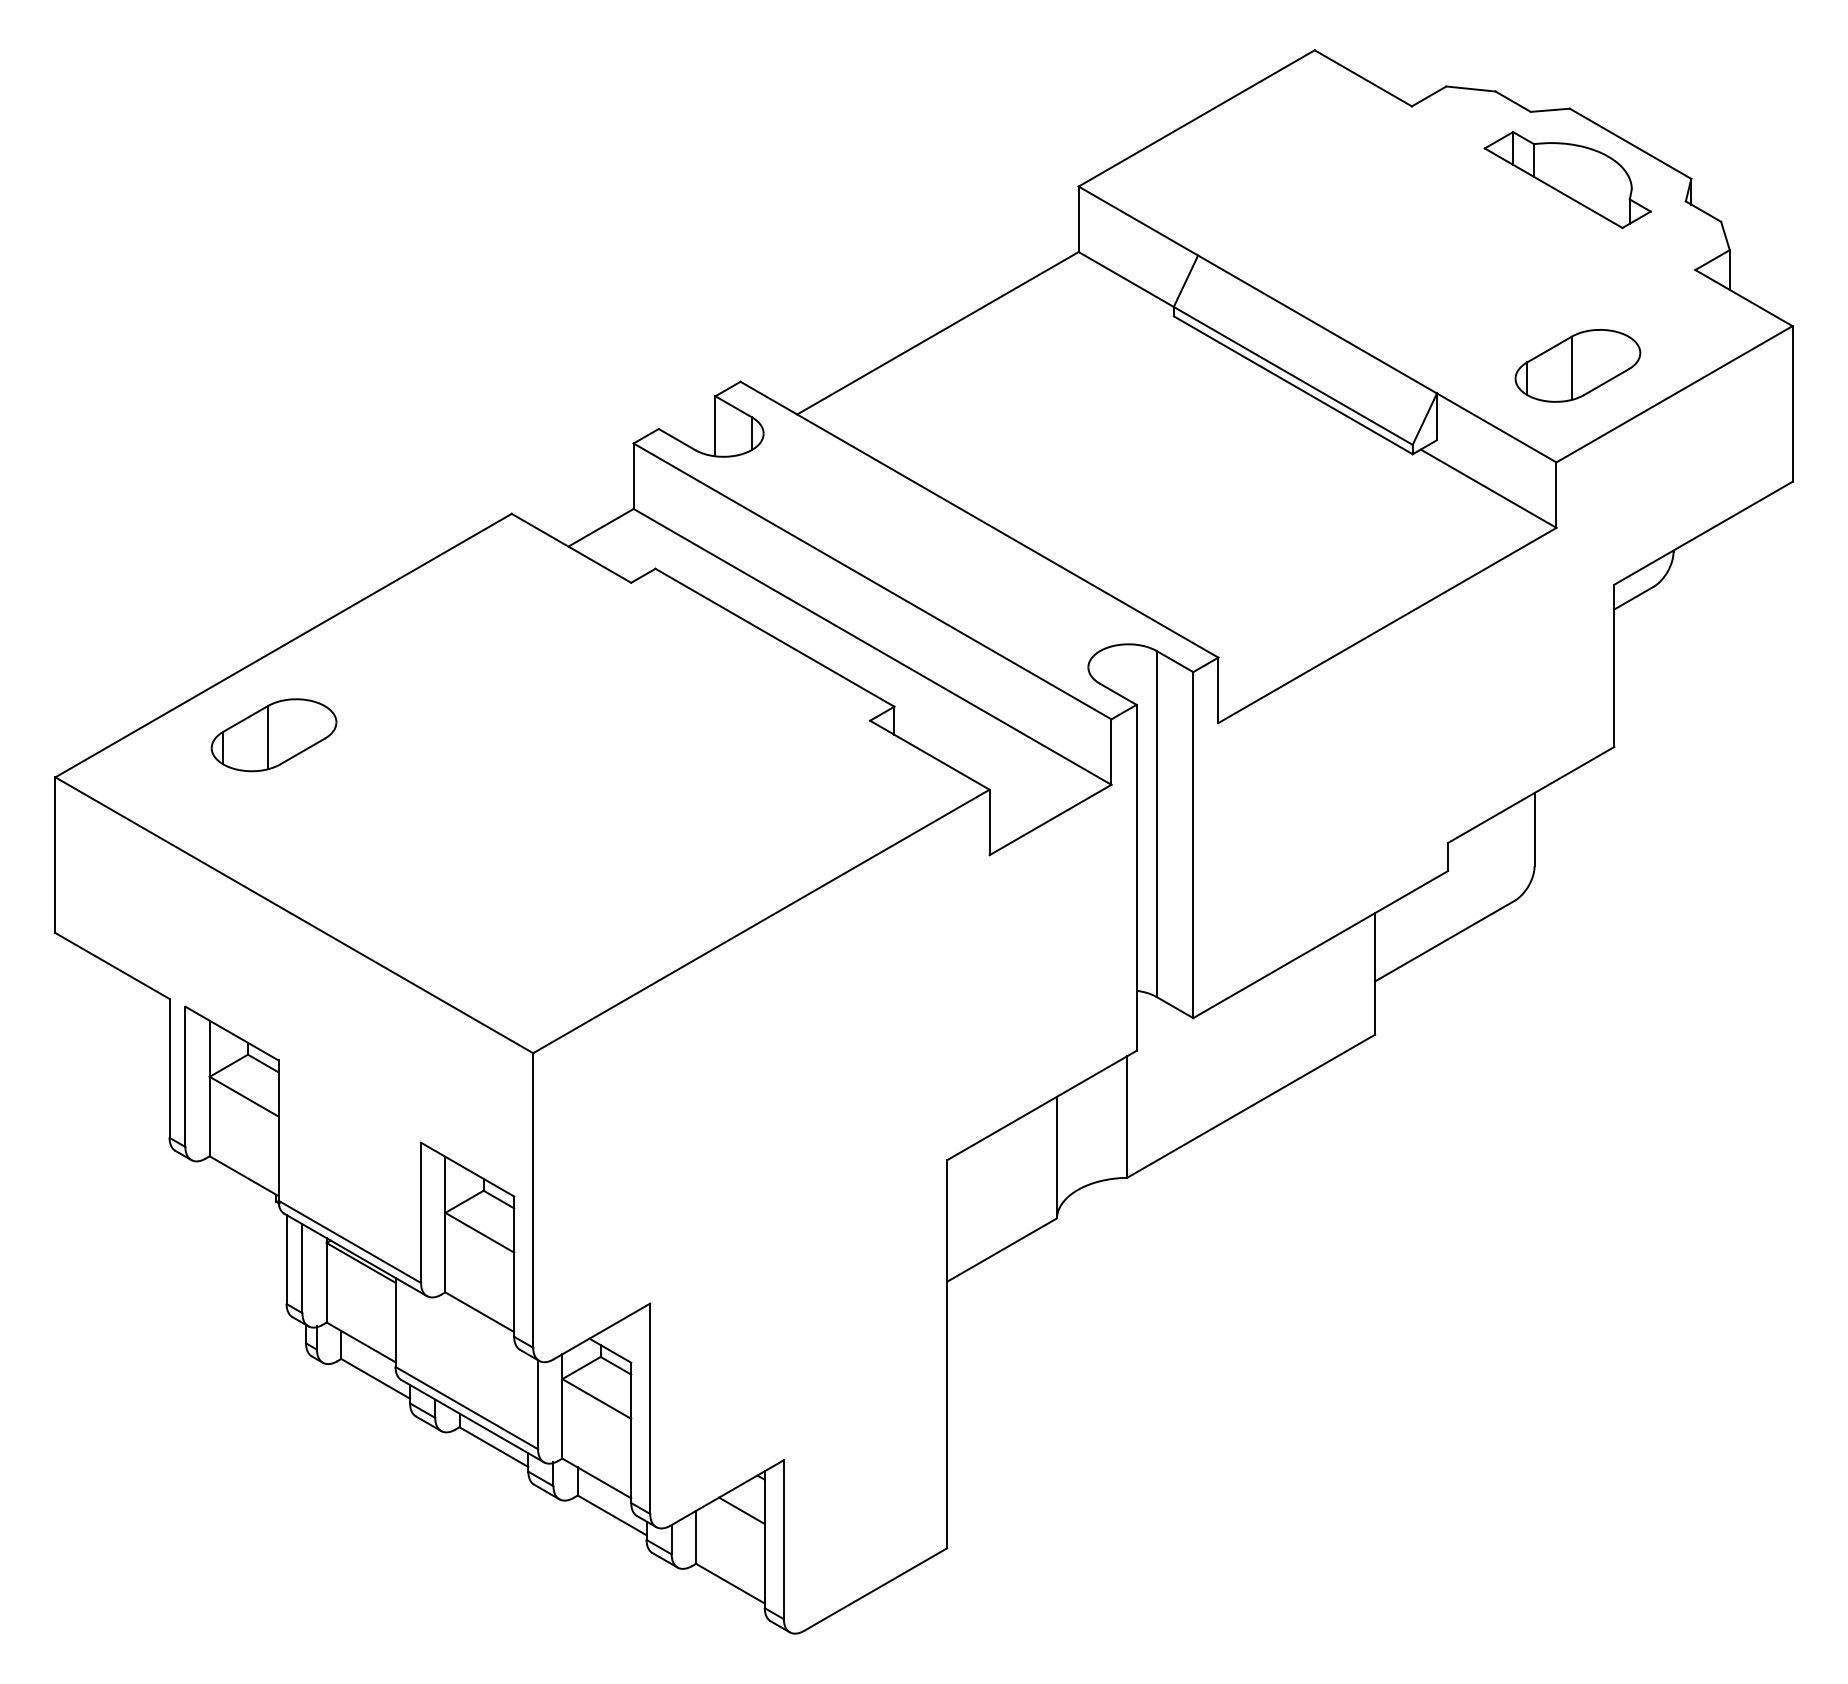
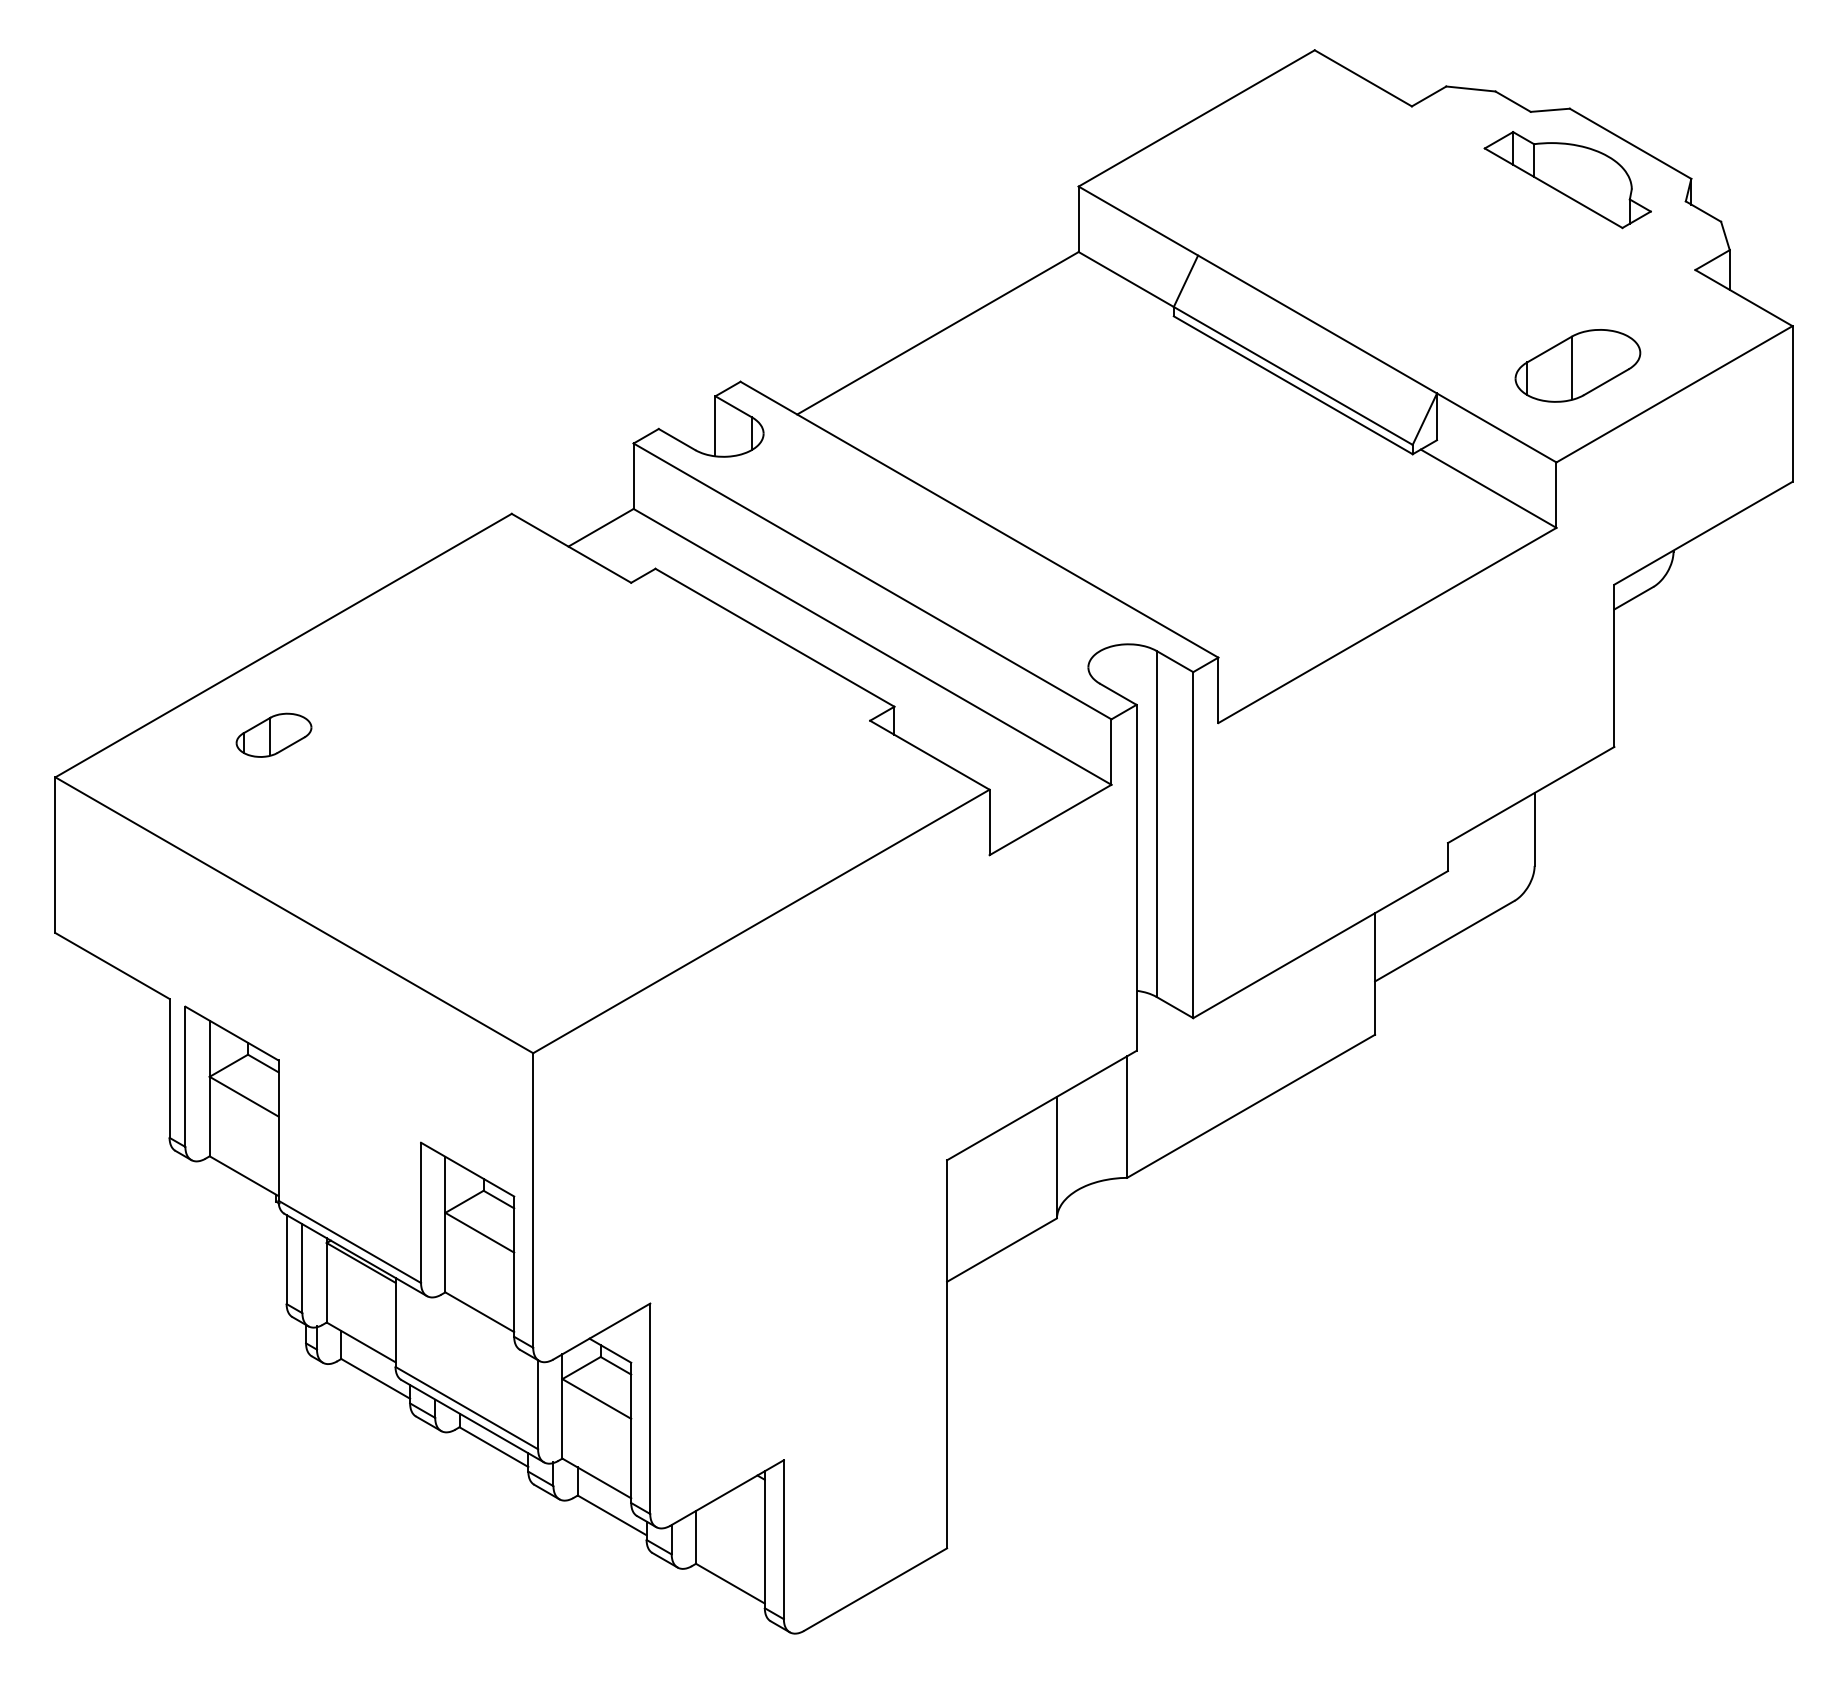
part size: 128x75 px -> 78x46 px (273, 734)
line: present -> none (741, 1510)
